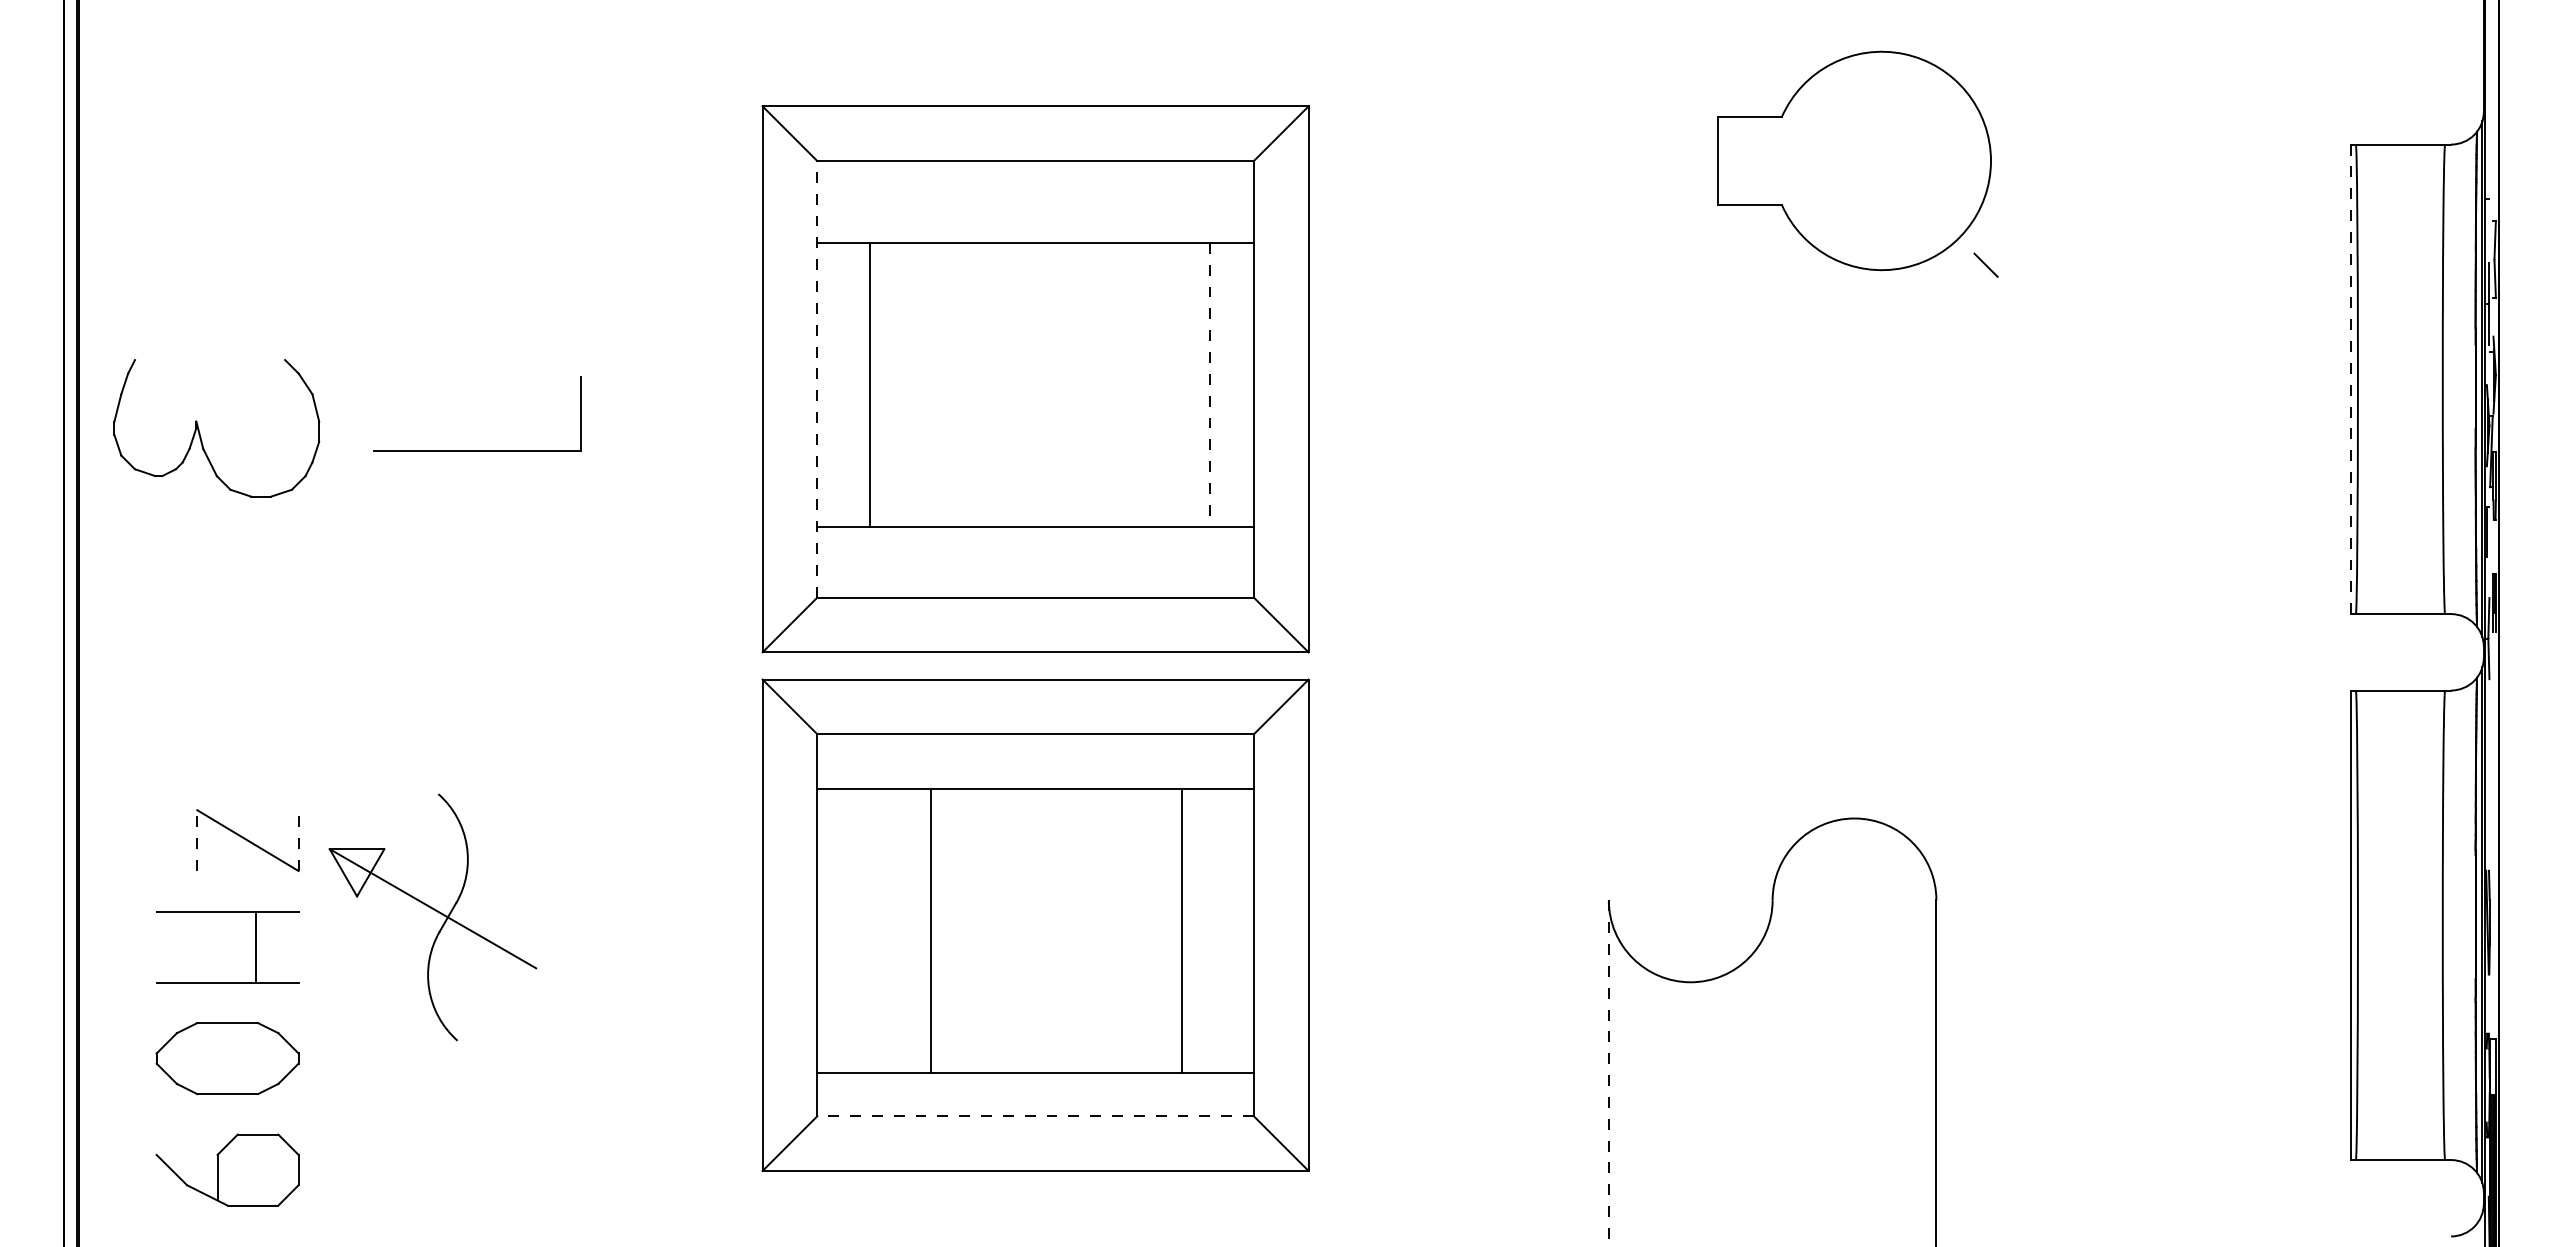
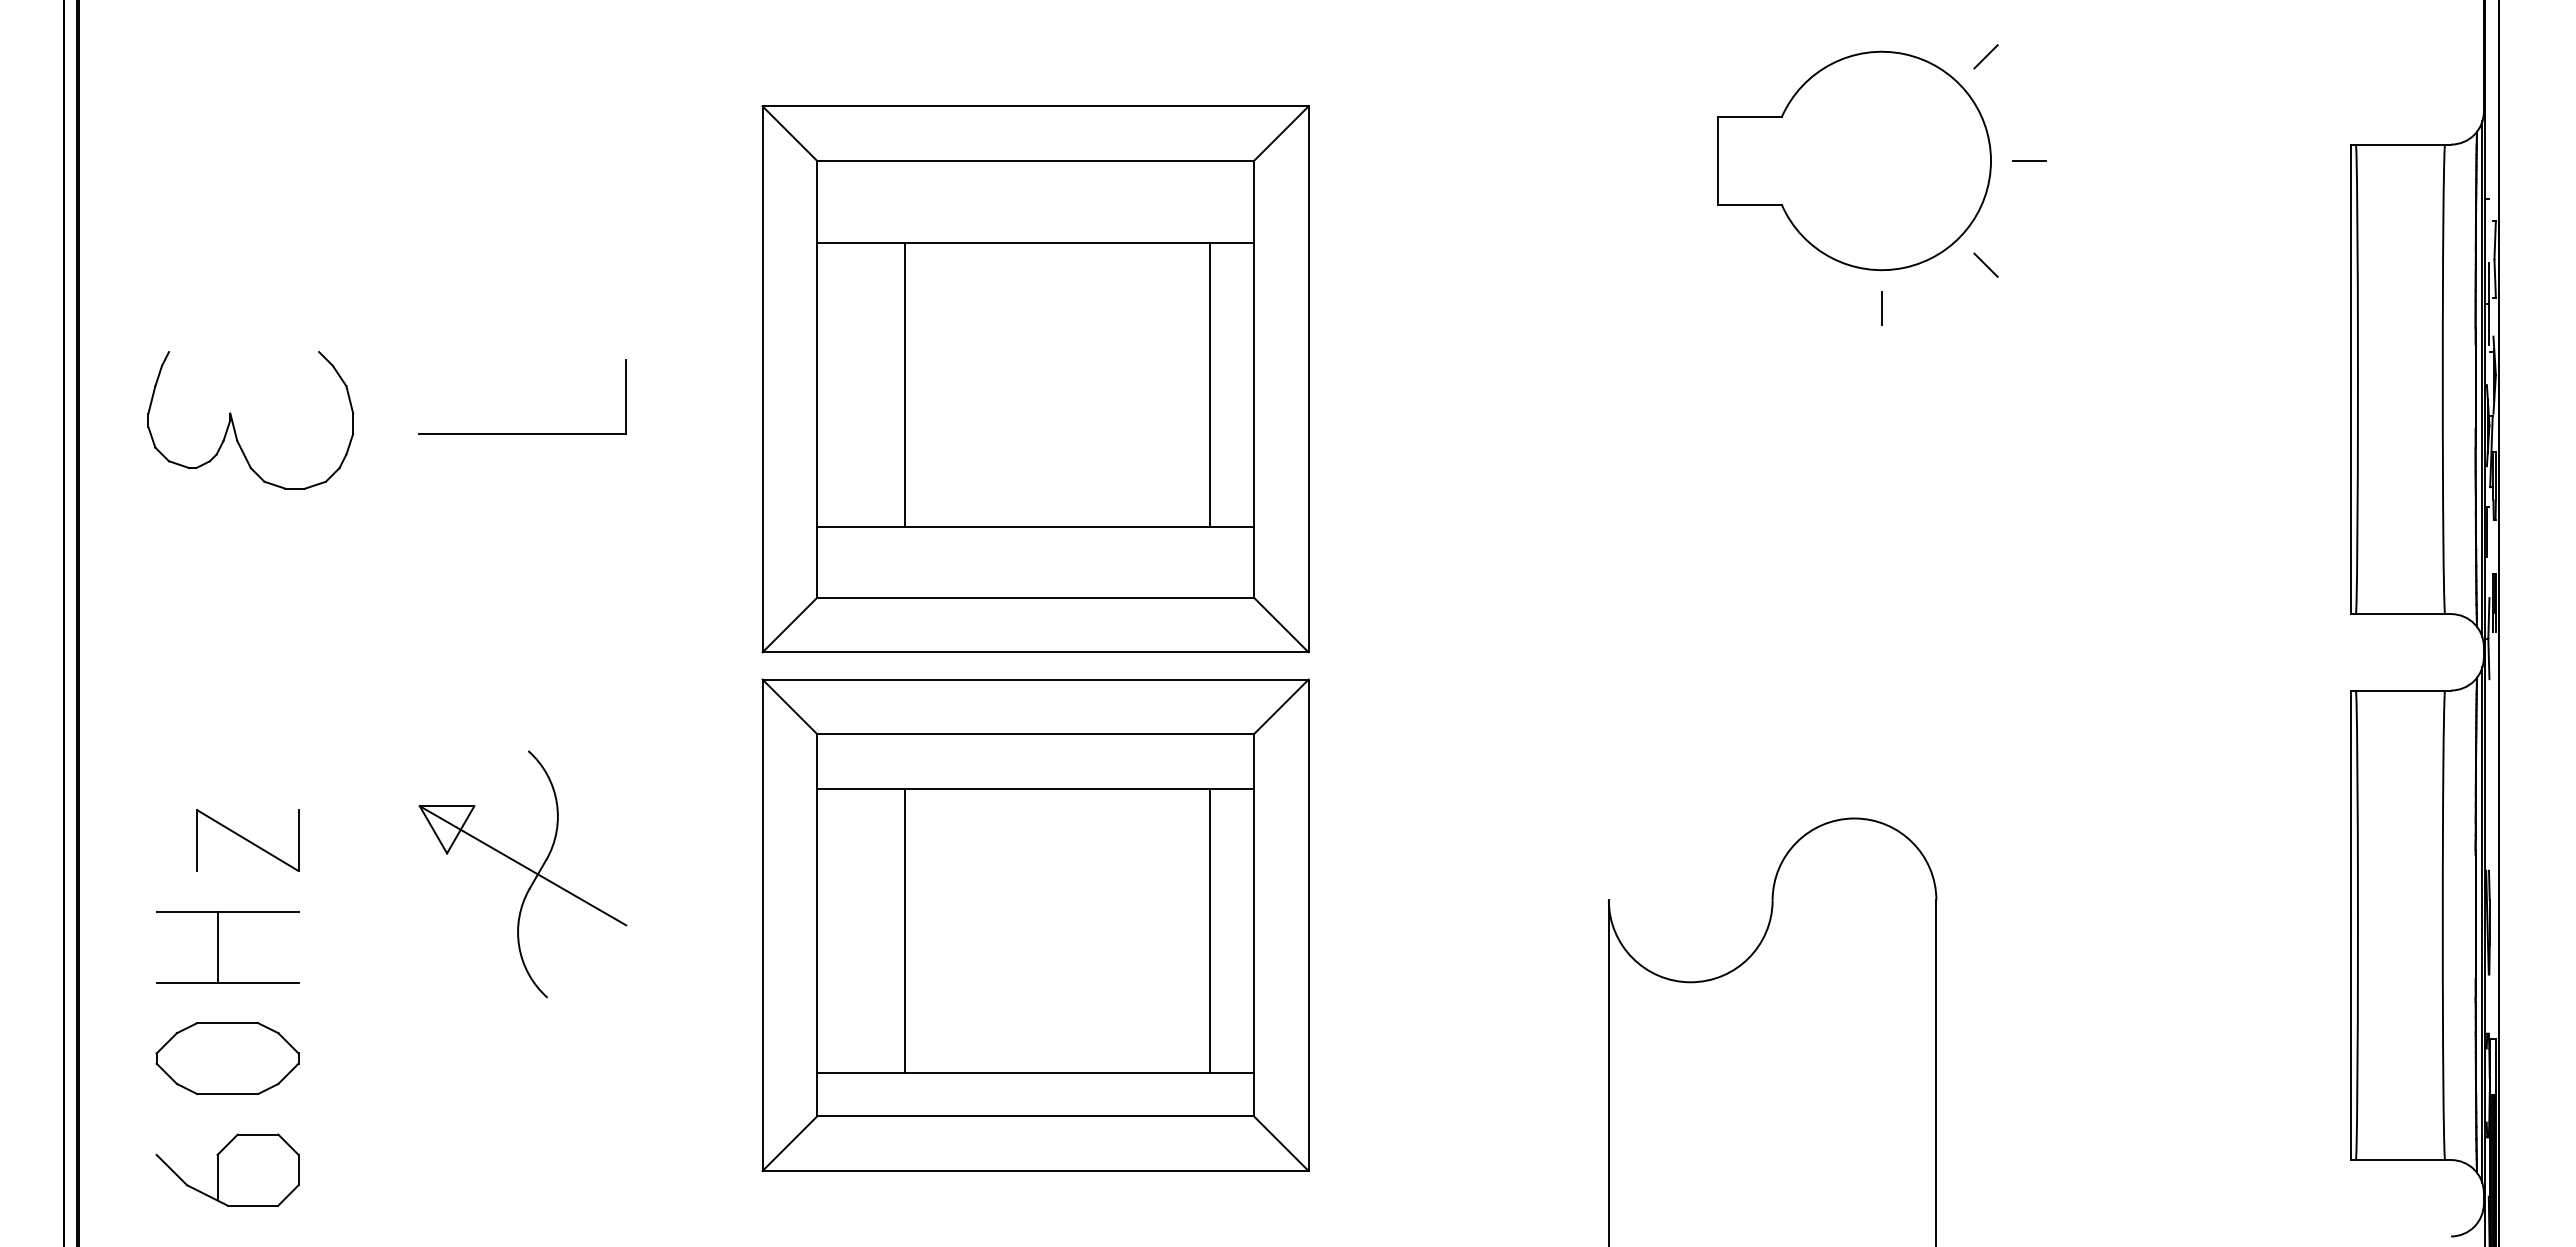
line: none -> present (1985, 56)
line: none -> present (2028, 160)
line: none -> present (1881, 308)
line: dashed -> solid (817, 378)
line: dashed -> solid (2351, 379)
line position: (869, 384) -> (904, 384) (904, 384)
line: dashed -> solid (1210, 384)
part position: (200, 433) -> (234, 425) (234, 425)
part position: (477, 450) -> (522, 433) (522, 433)
line: dashed -> solid (197, 840)
line: dashed -> solid (298, 840)
part position: (435, 911) -> (525, 868) (525, 868)
line position: (930, 930) -> (904, 930) (904, 930)
line position: (1182, 930) -> (1210, 930) (1210, 930)
line position: (255, 946) -> (217, 946) (217, 946)
line: dashed -> solid (1608, 1074)
line: dashed -> solid (1035, 1116)
